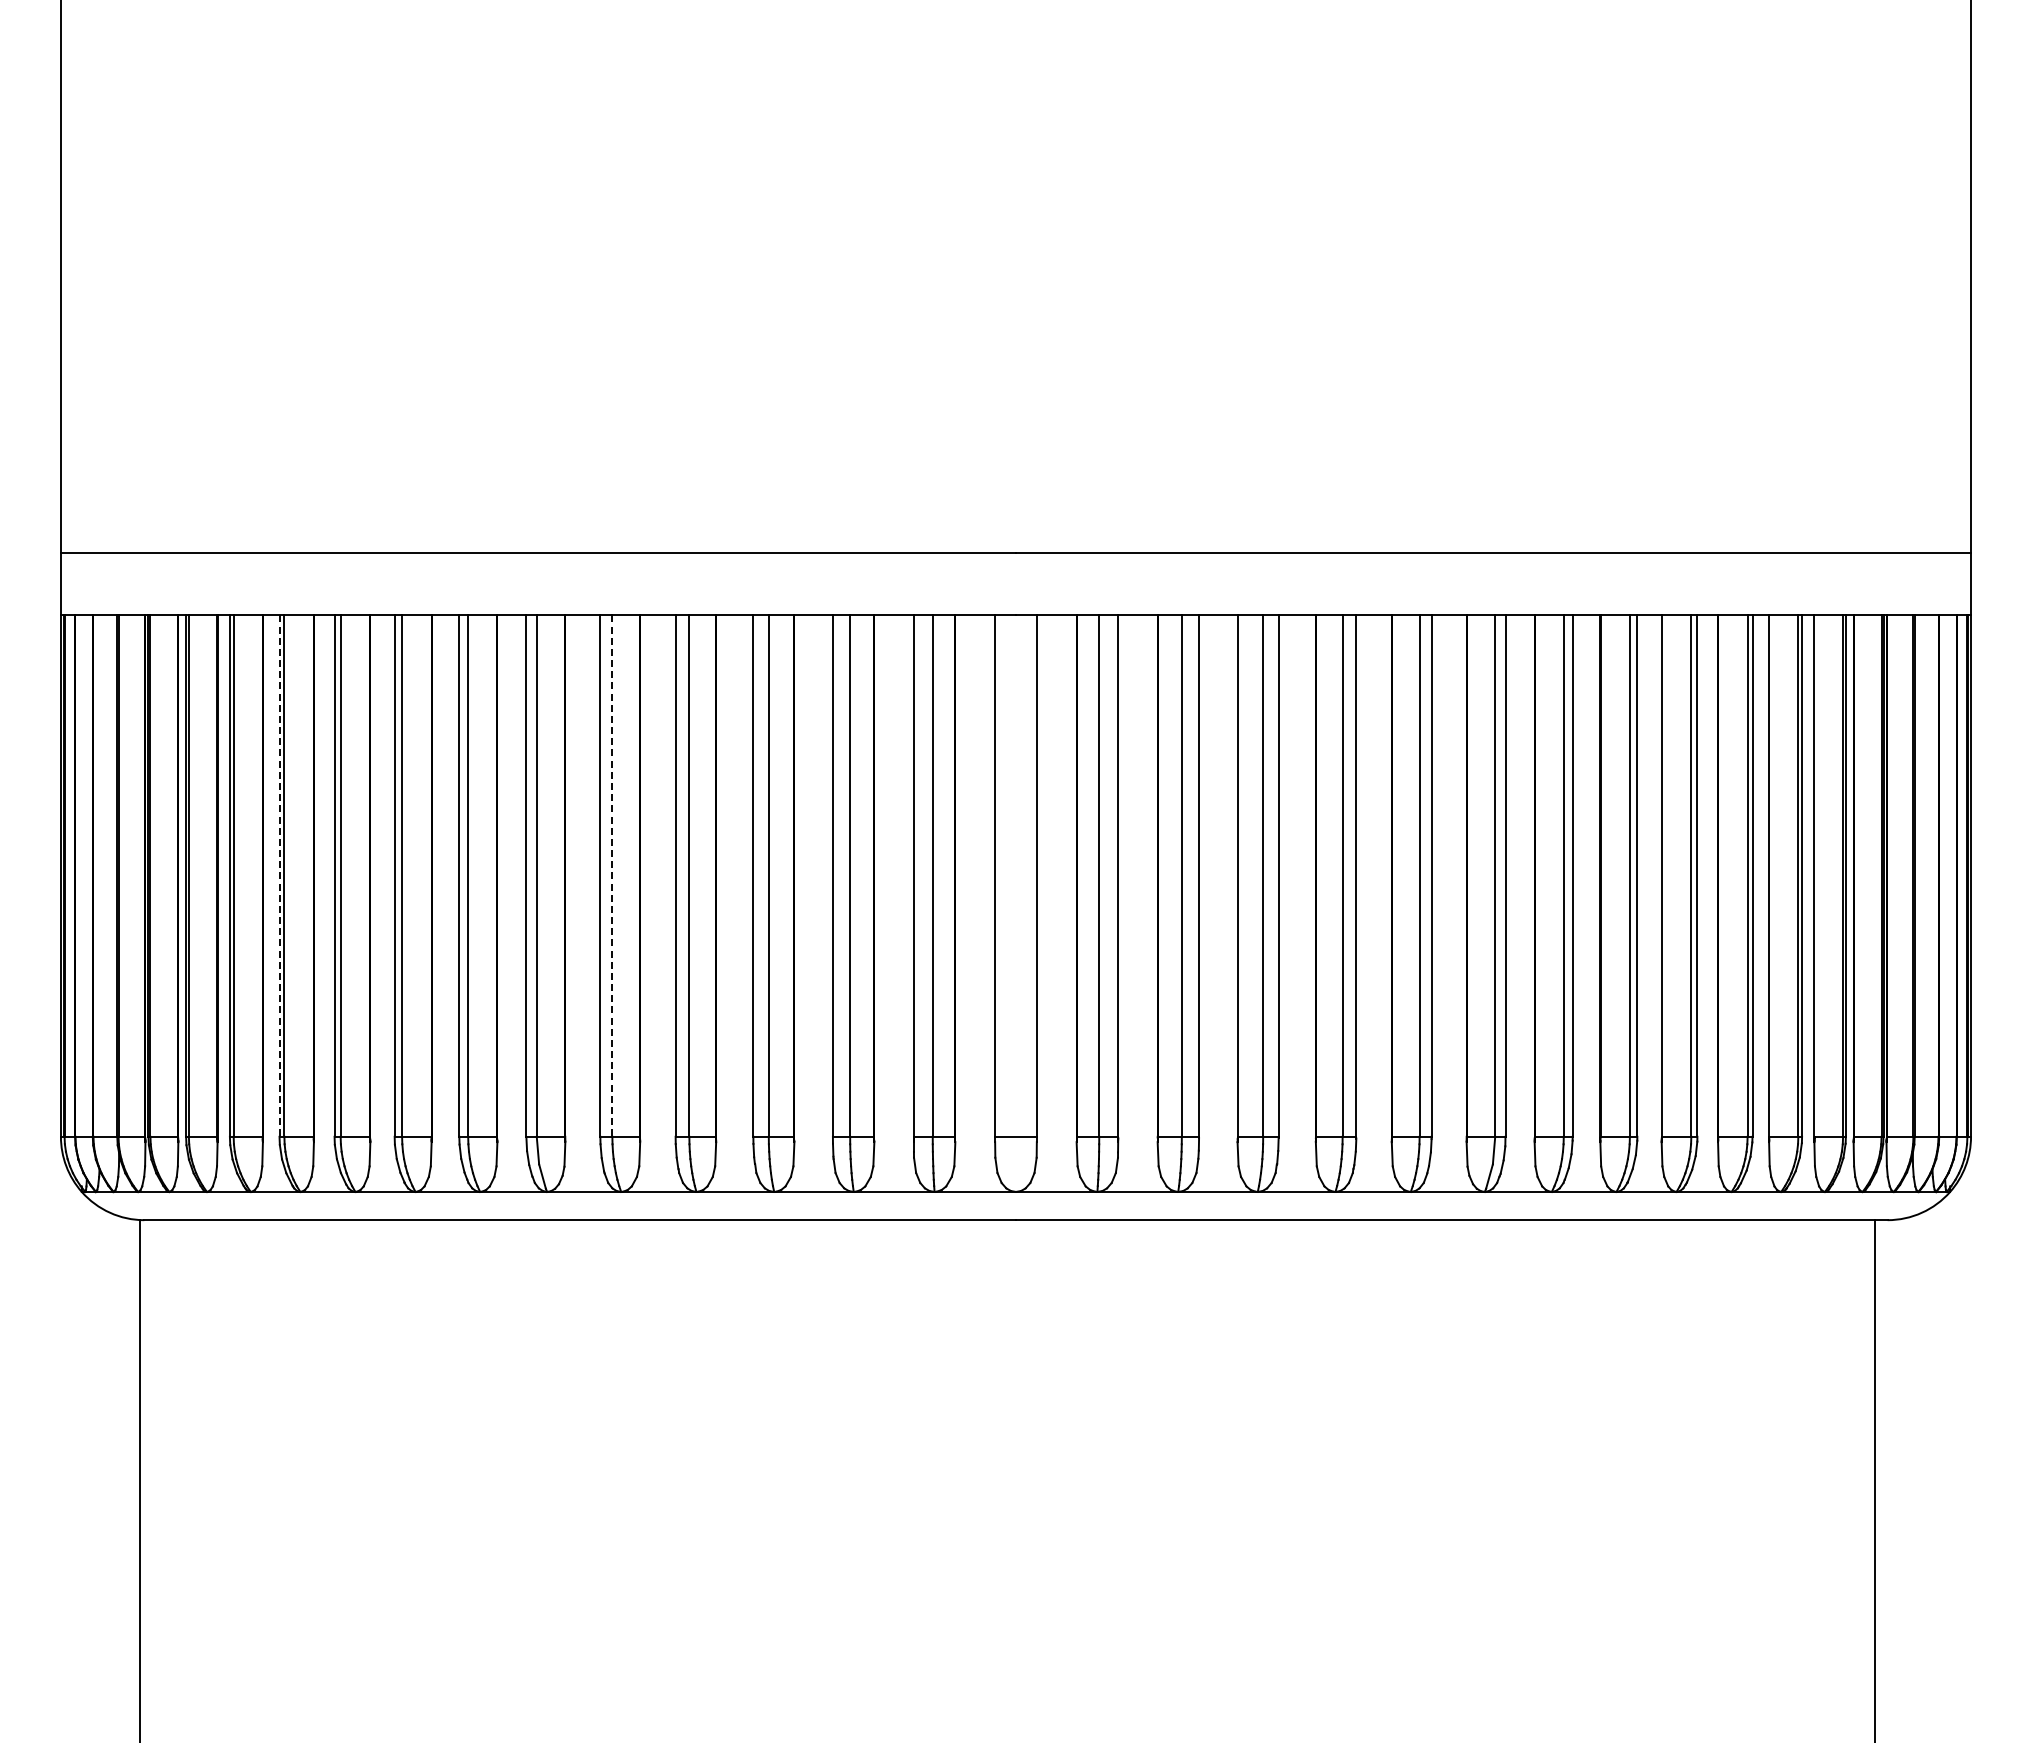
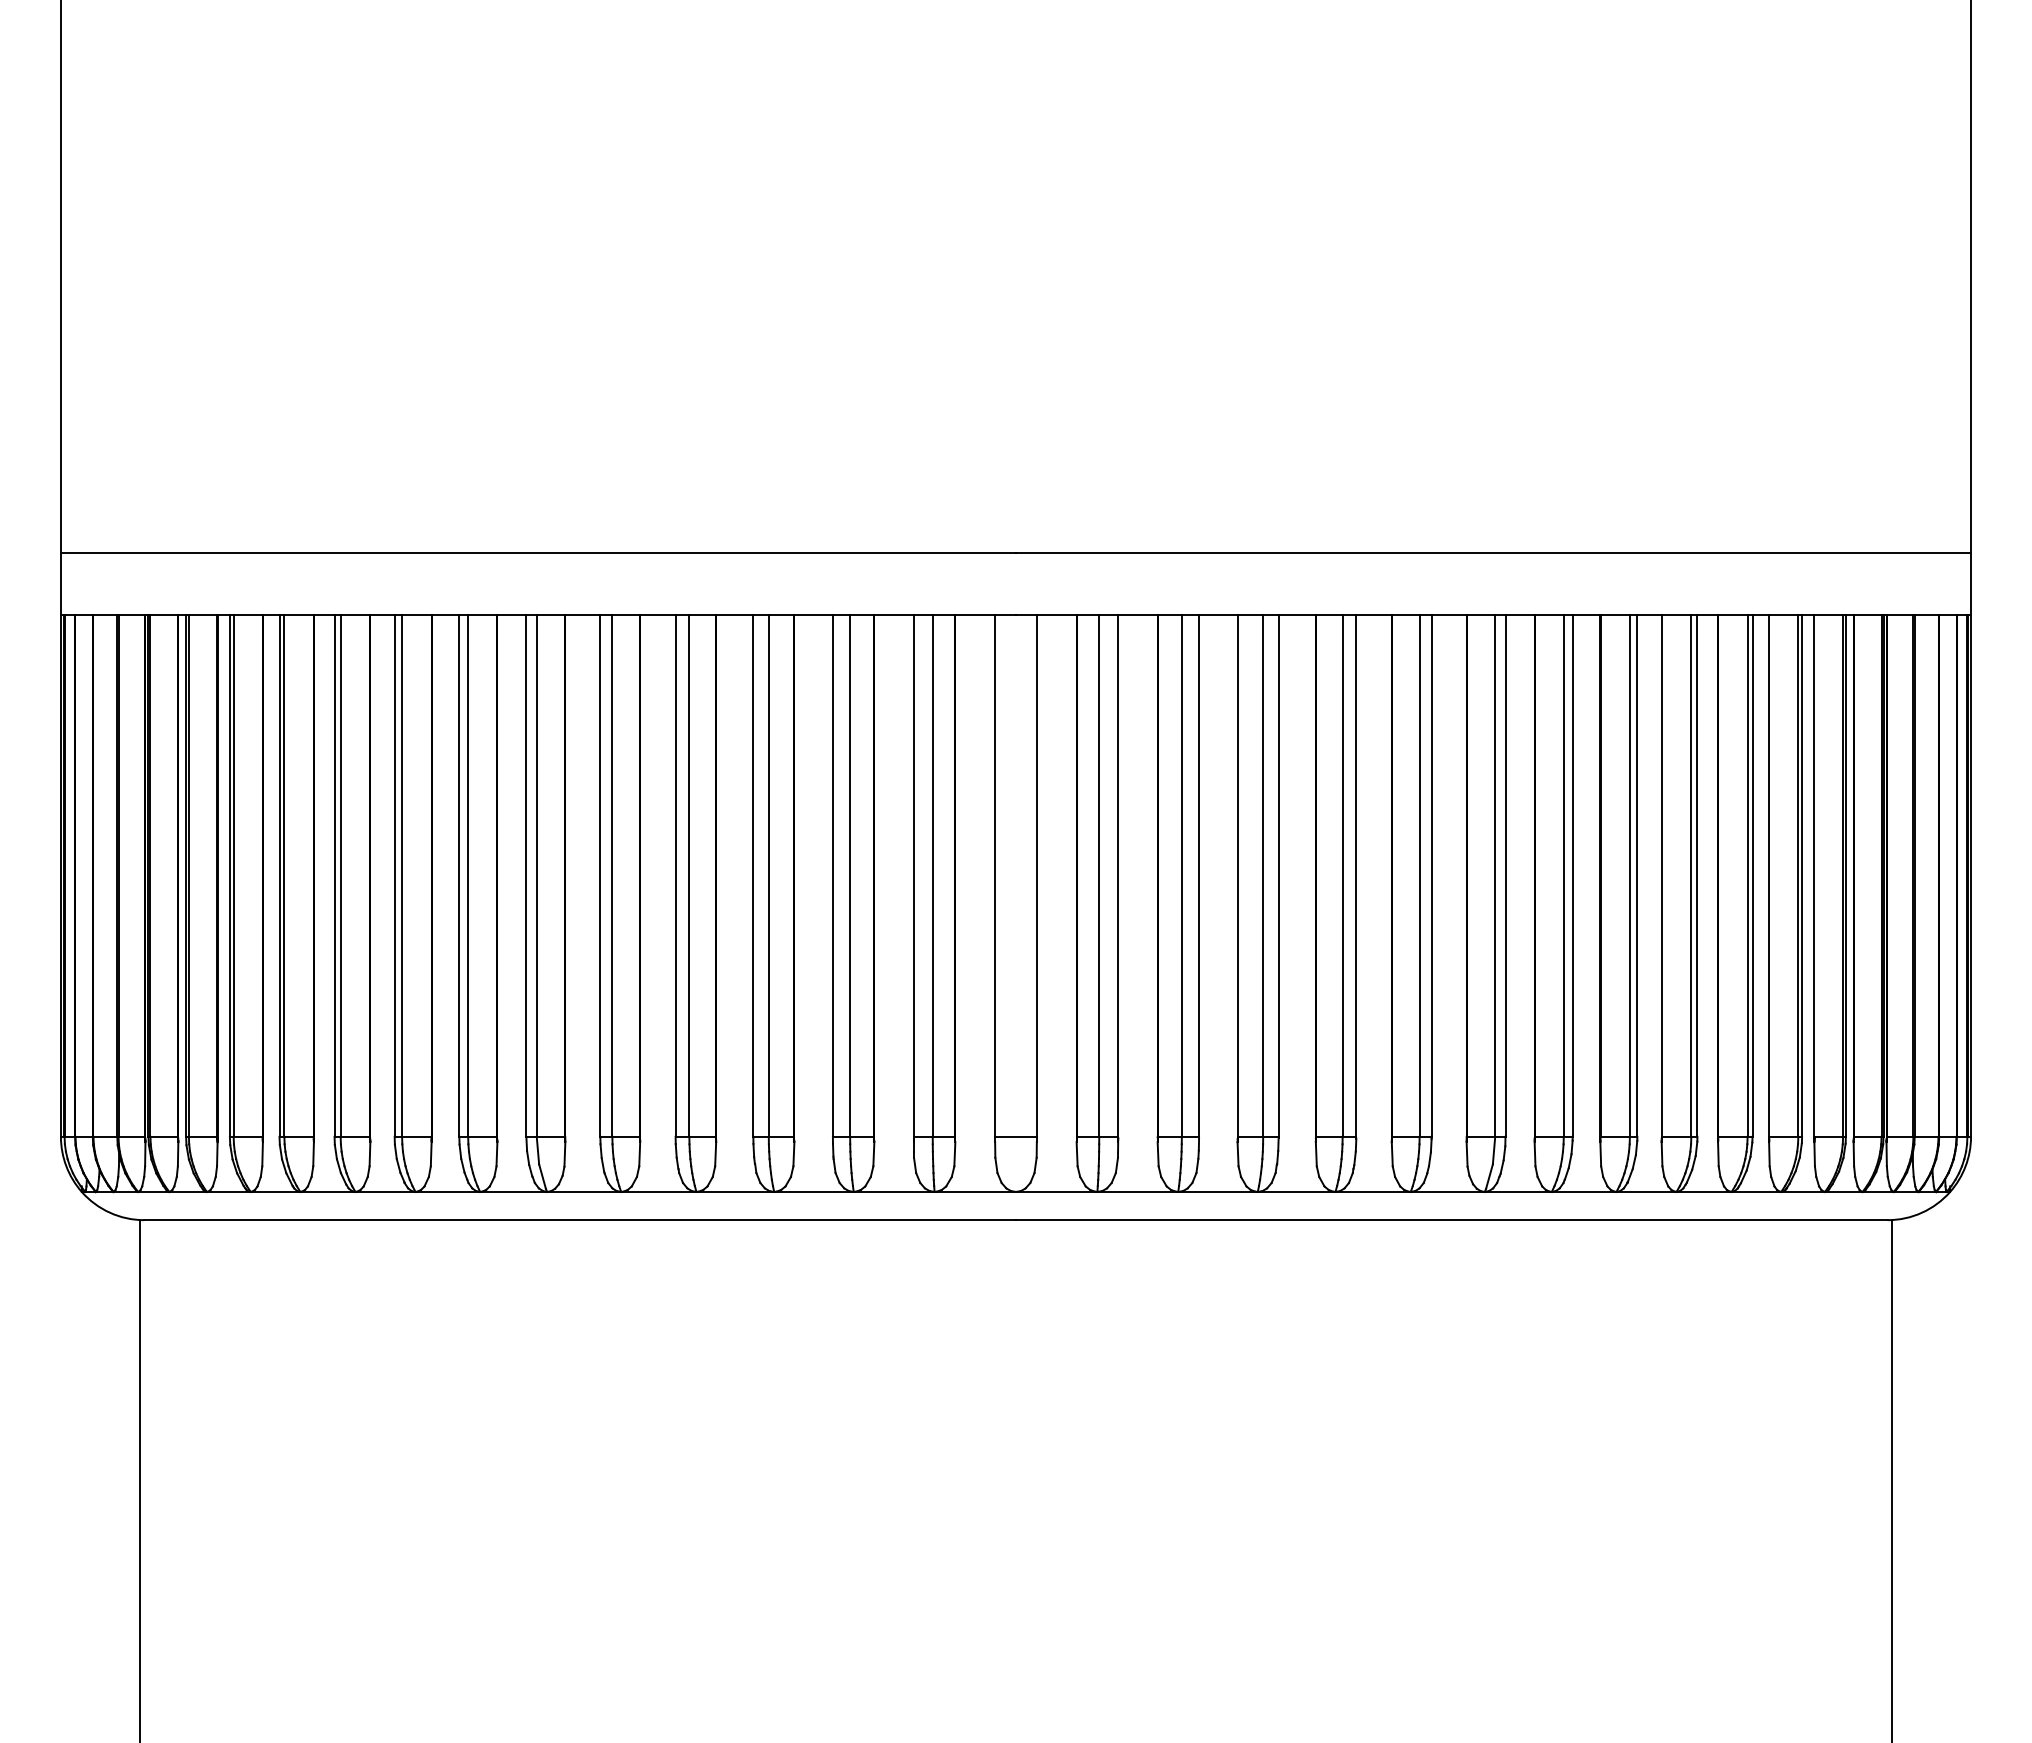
line: dashed -> solid (279, 876)
line: dashed -> solid (612, 876)
line position: (1874, 1479) -> (1891, 1479) (1891, 1479)
